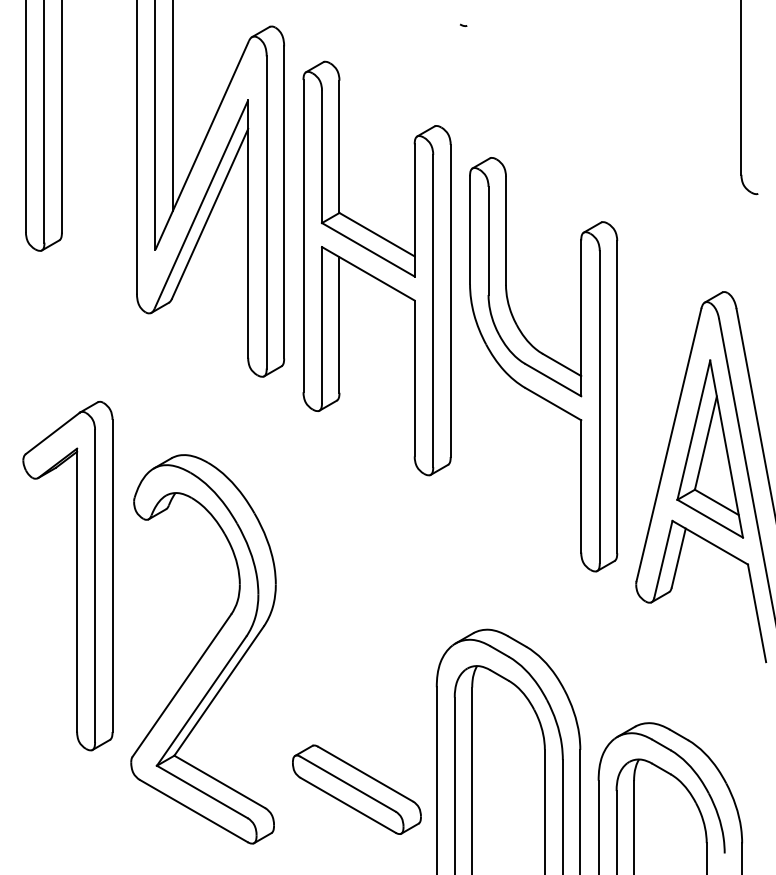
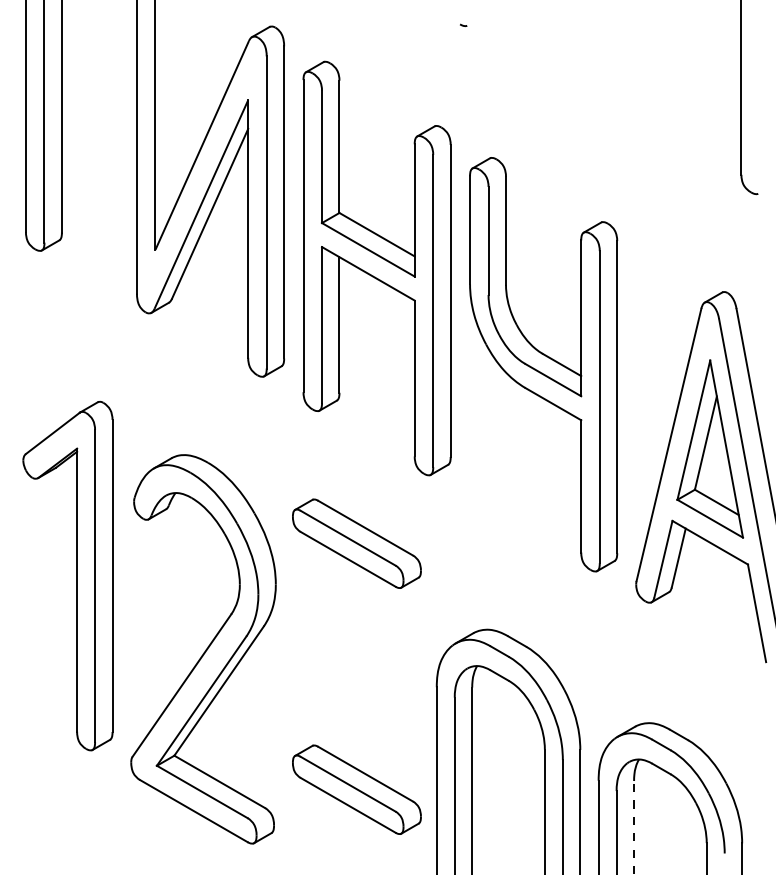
line: present -> none (172, 106)
part: none -> present (356, 543)
line: solid -> dashed (634, 827)
